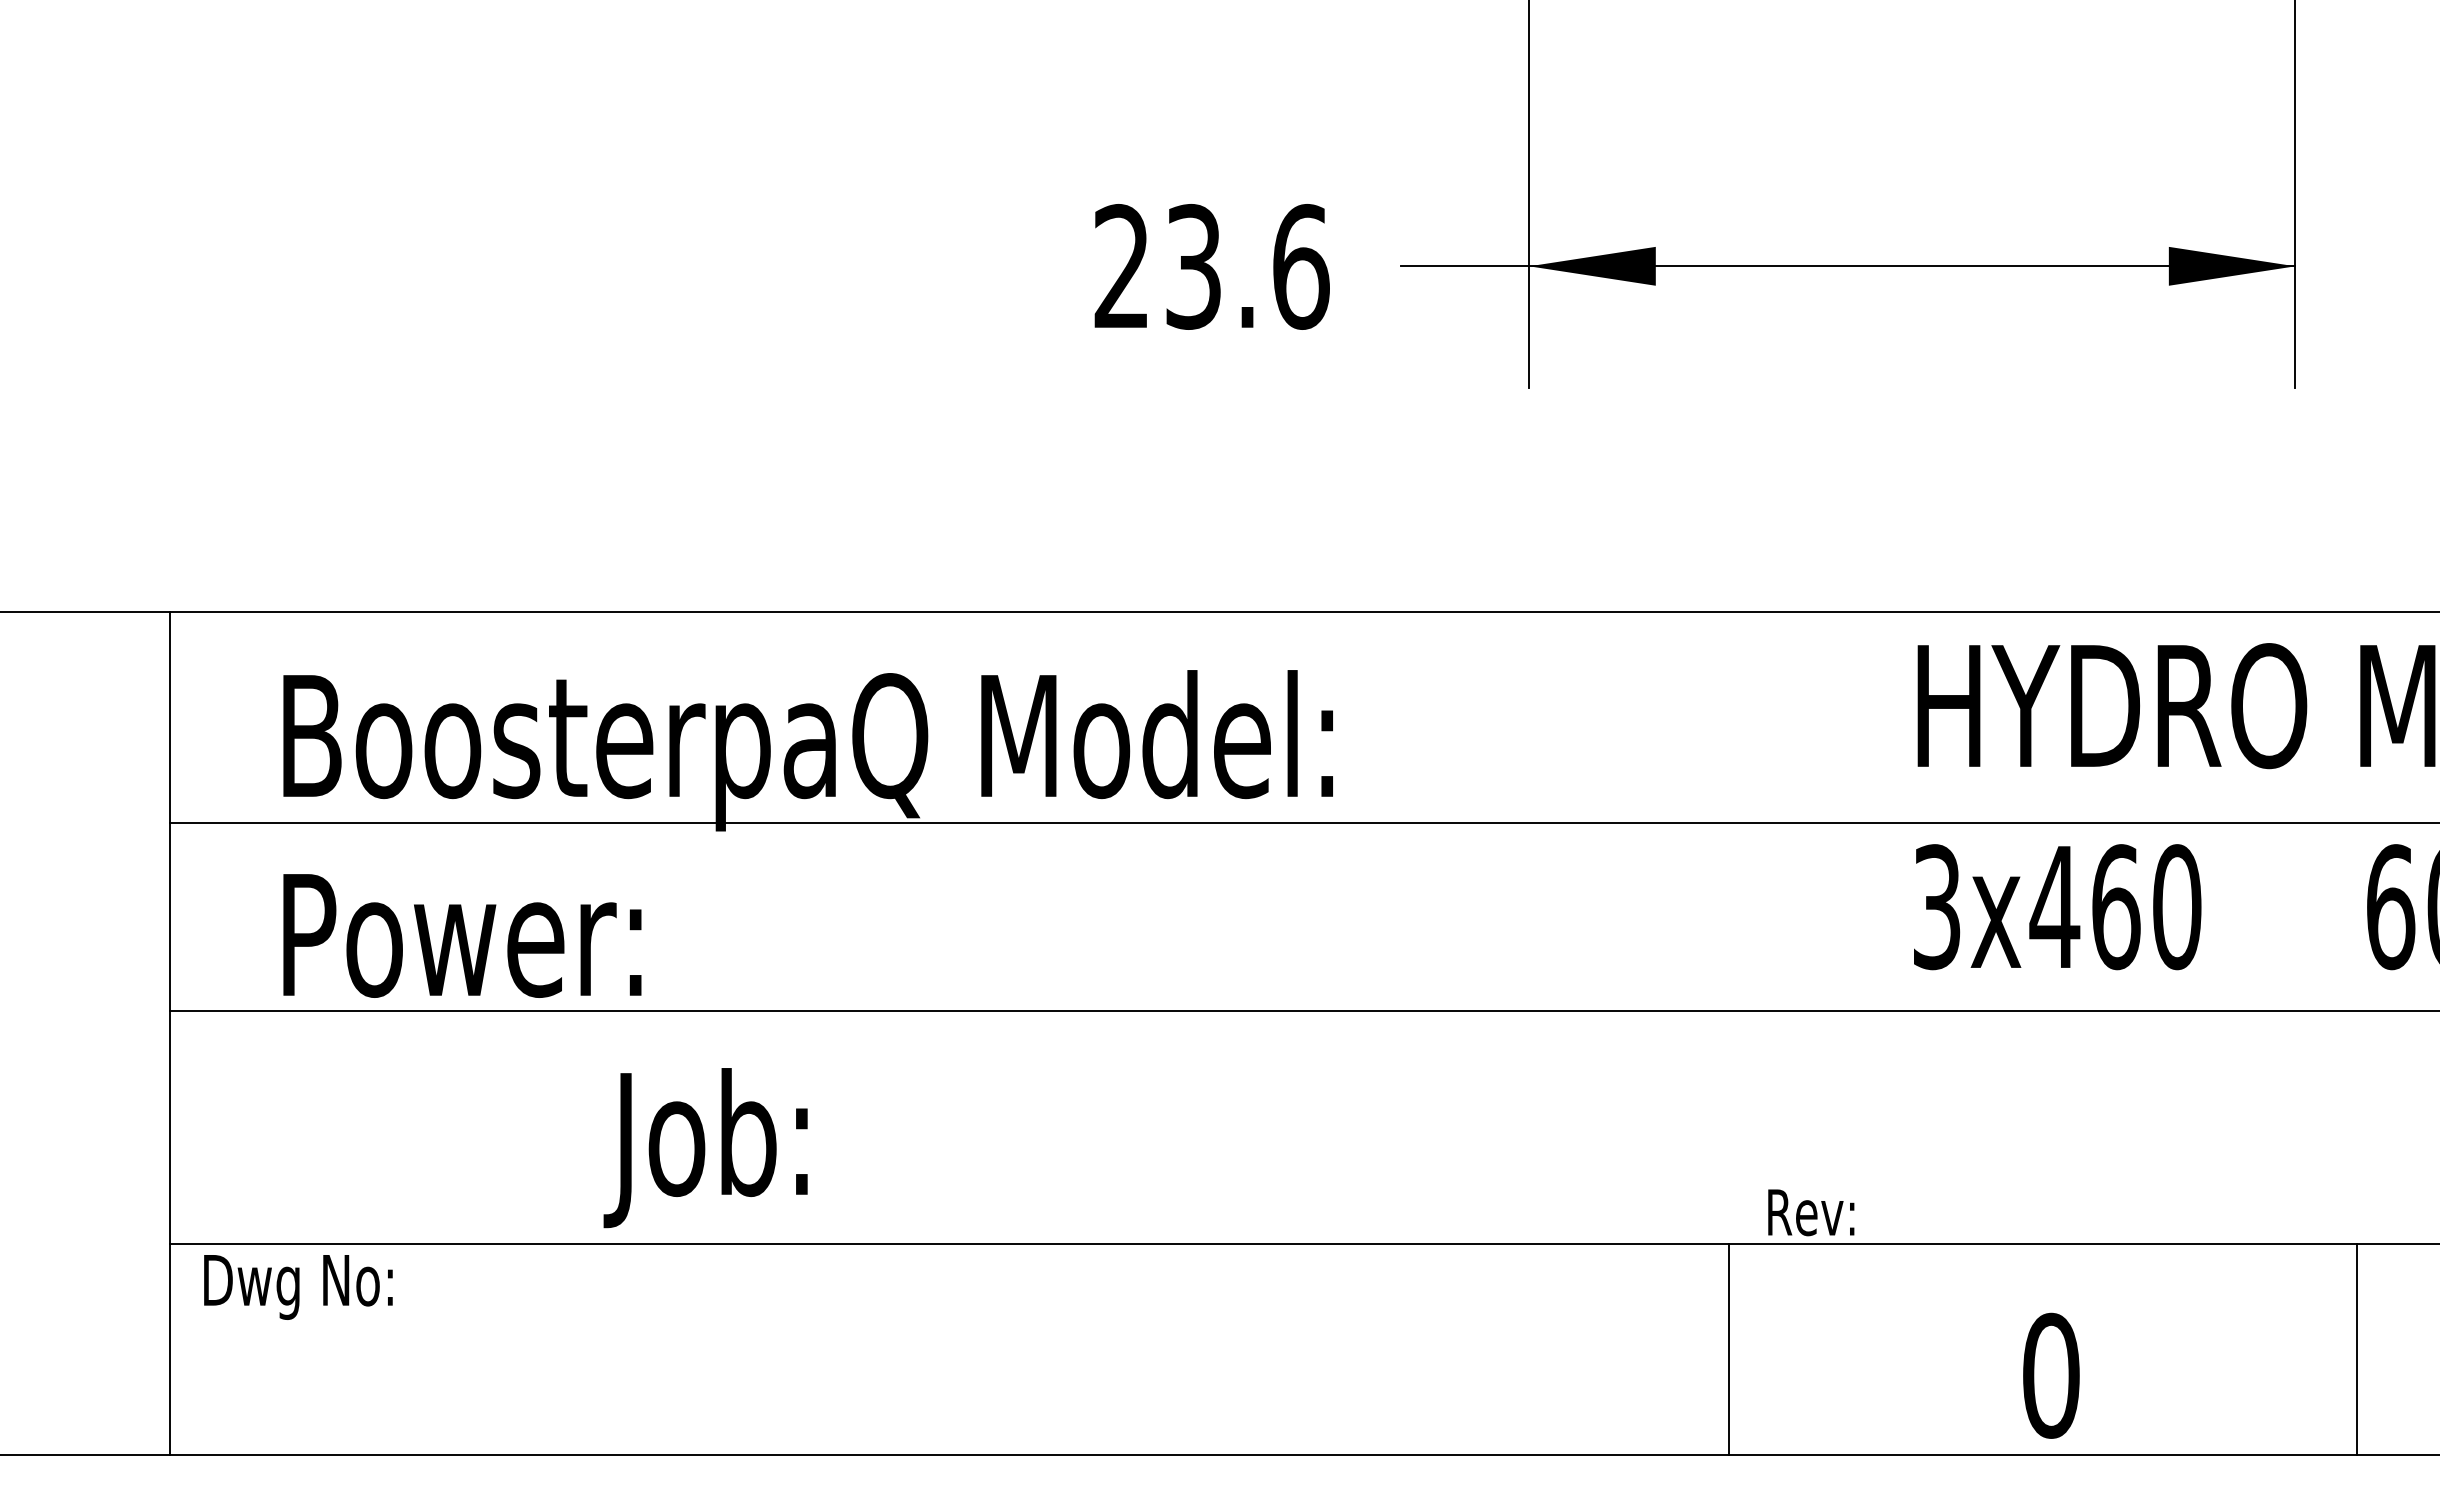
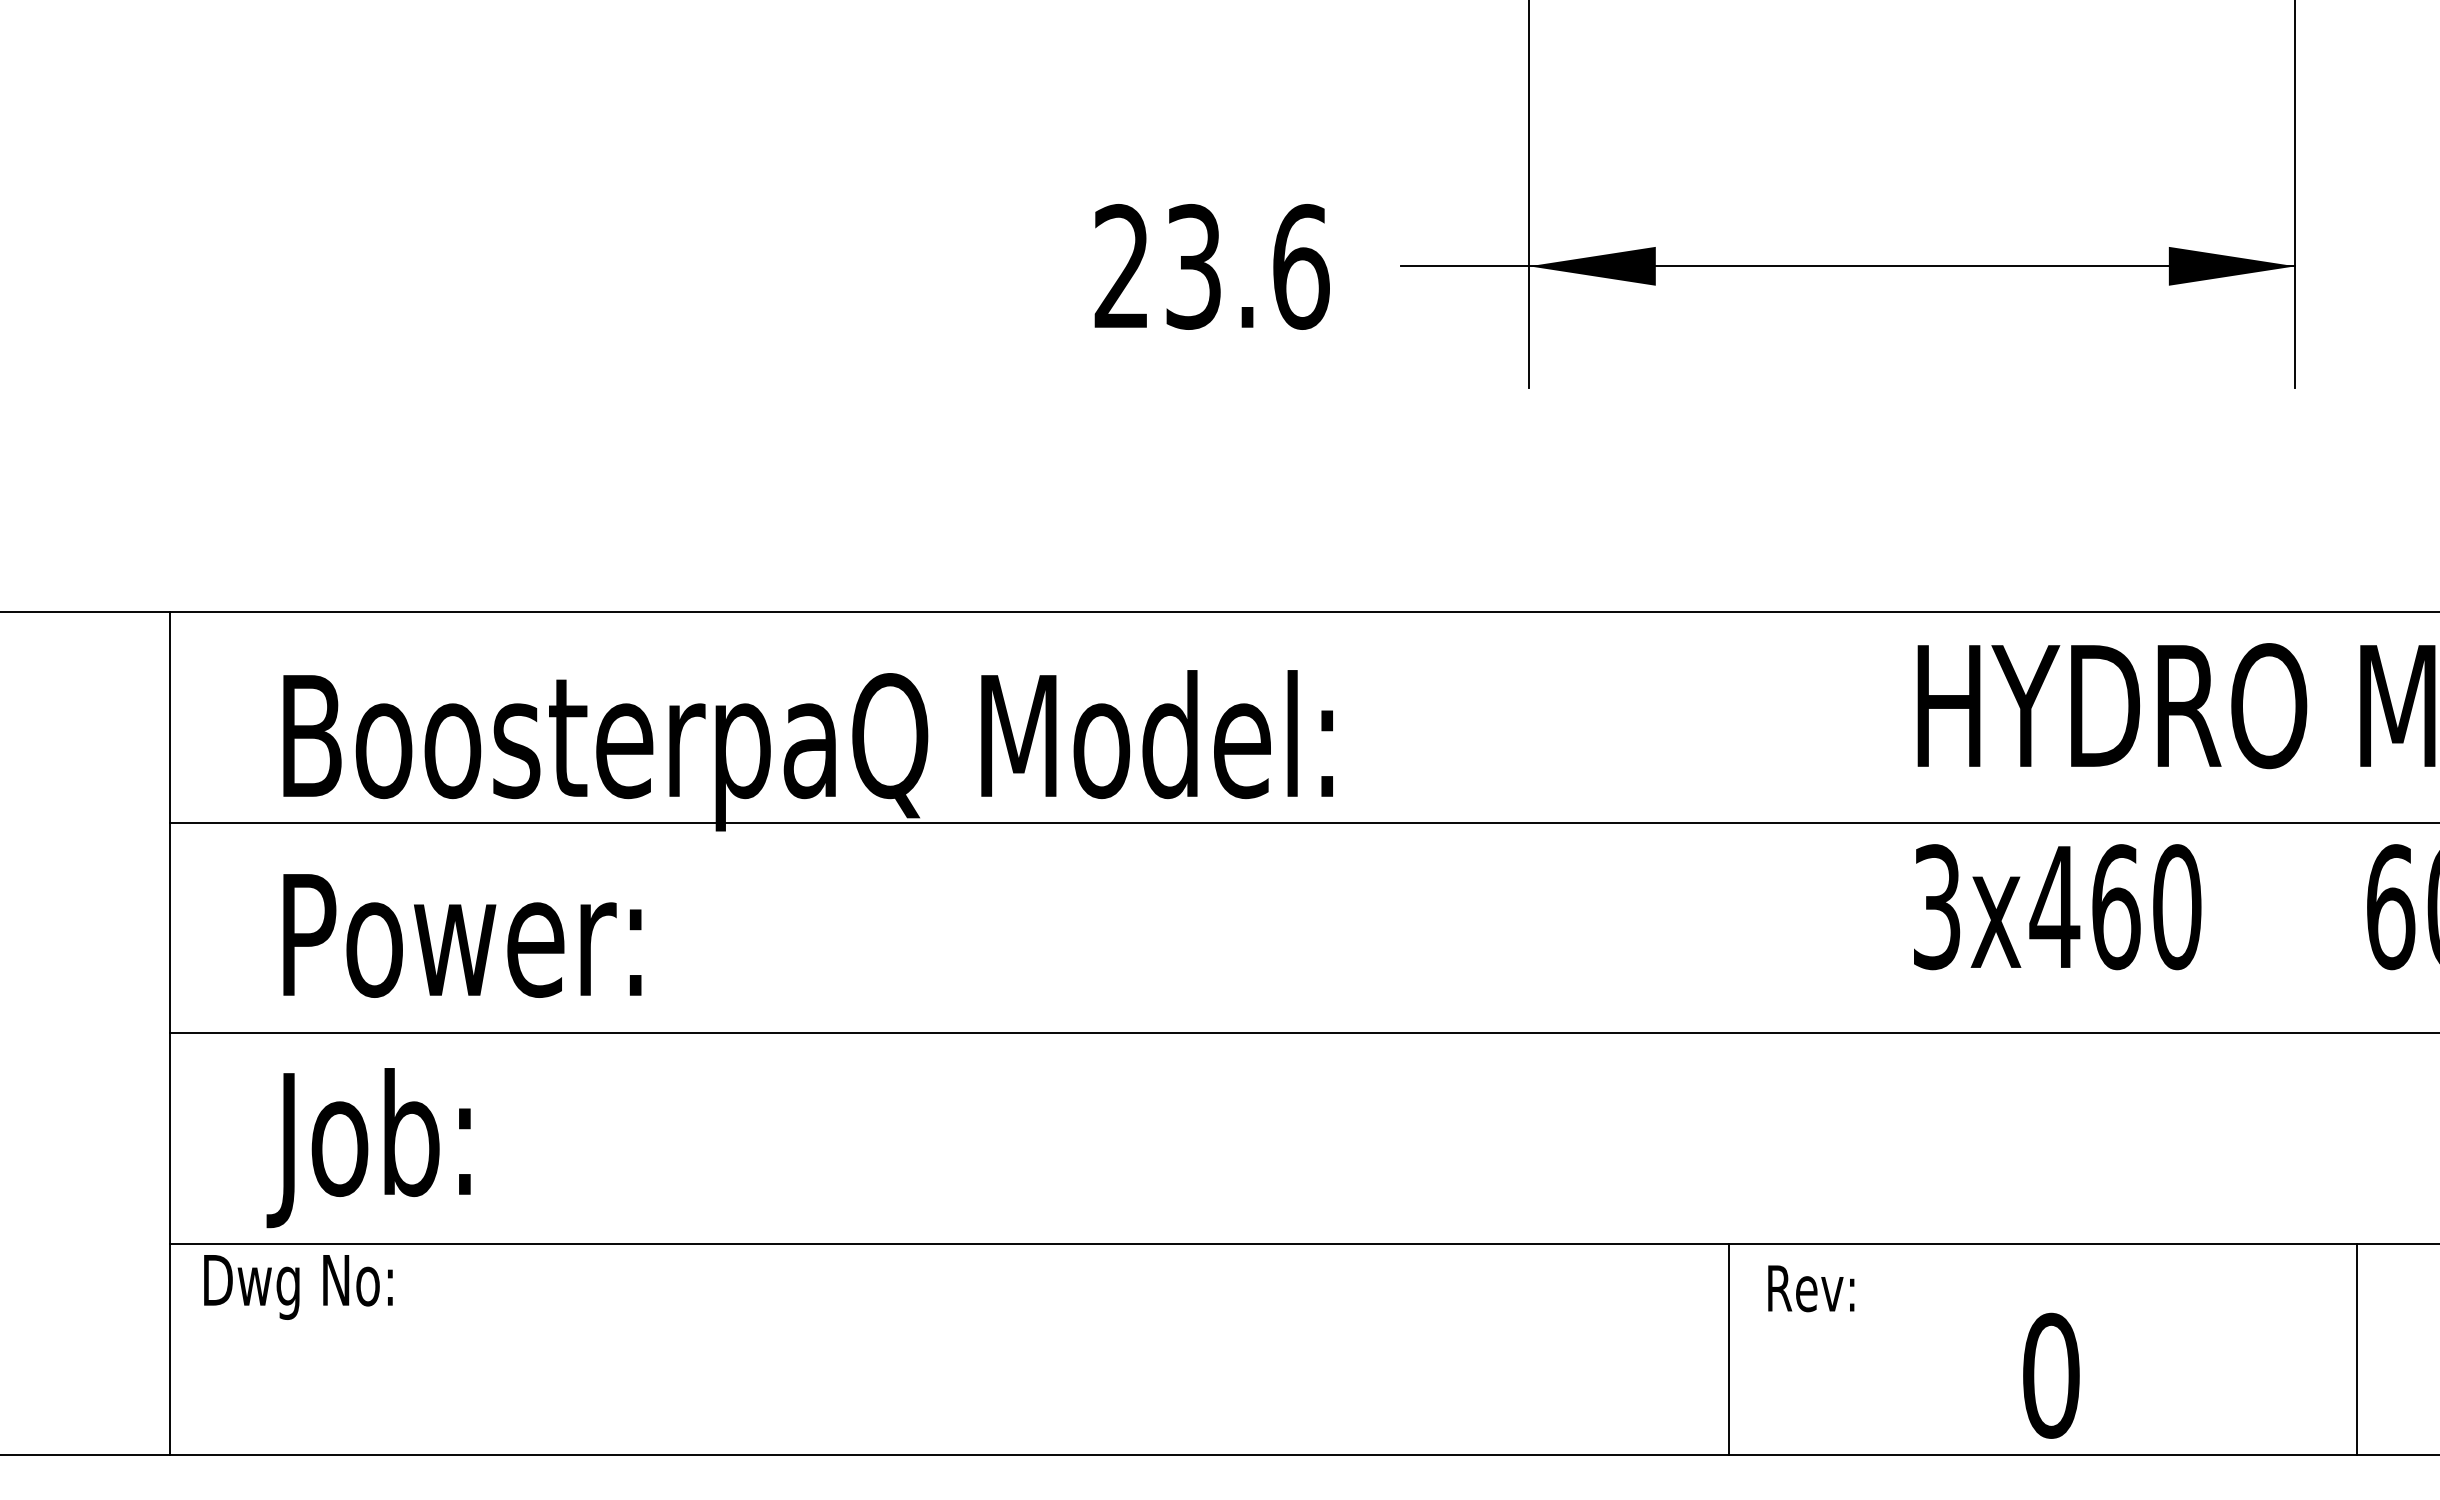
line position: (1303, 1011) -> (1303, 1033) (1303, 1033)
text position: (705, 1148) -> (368, 1148) (368, 1148)
text position: (1811, 1212) -> (1811, 1288) (1811, 1288)
